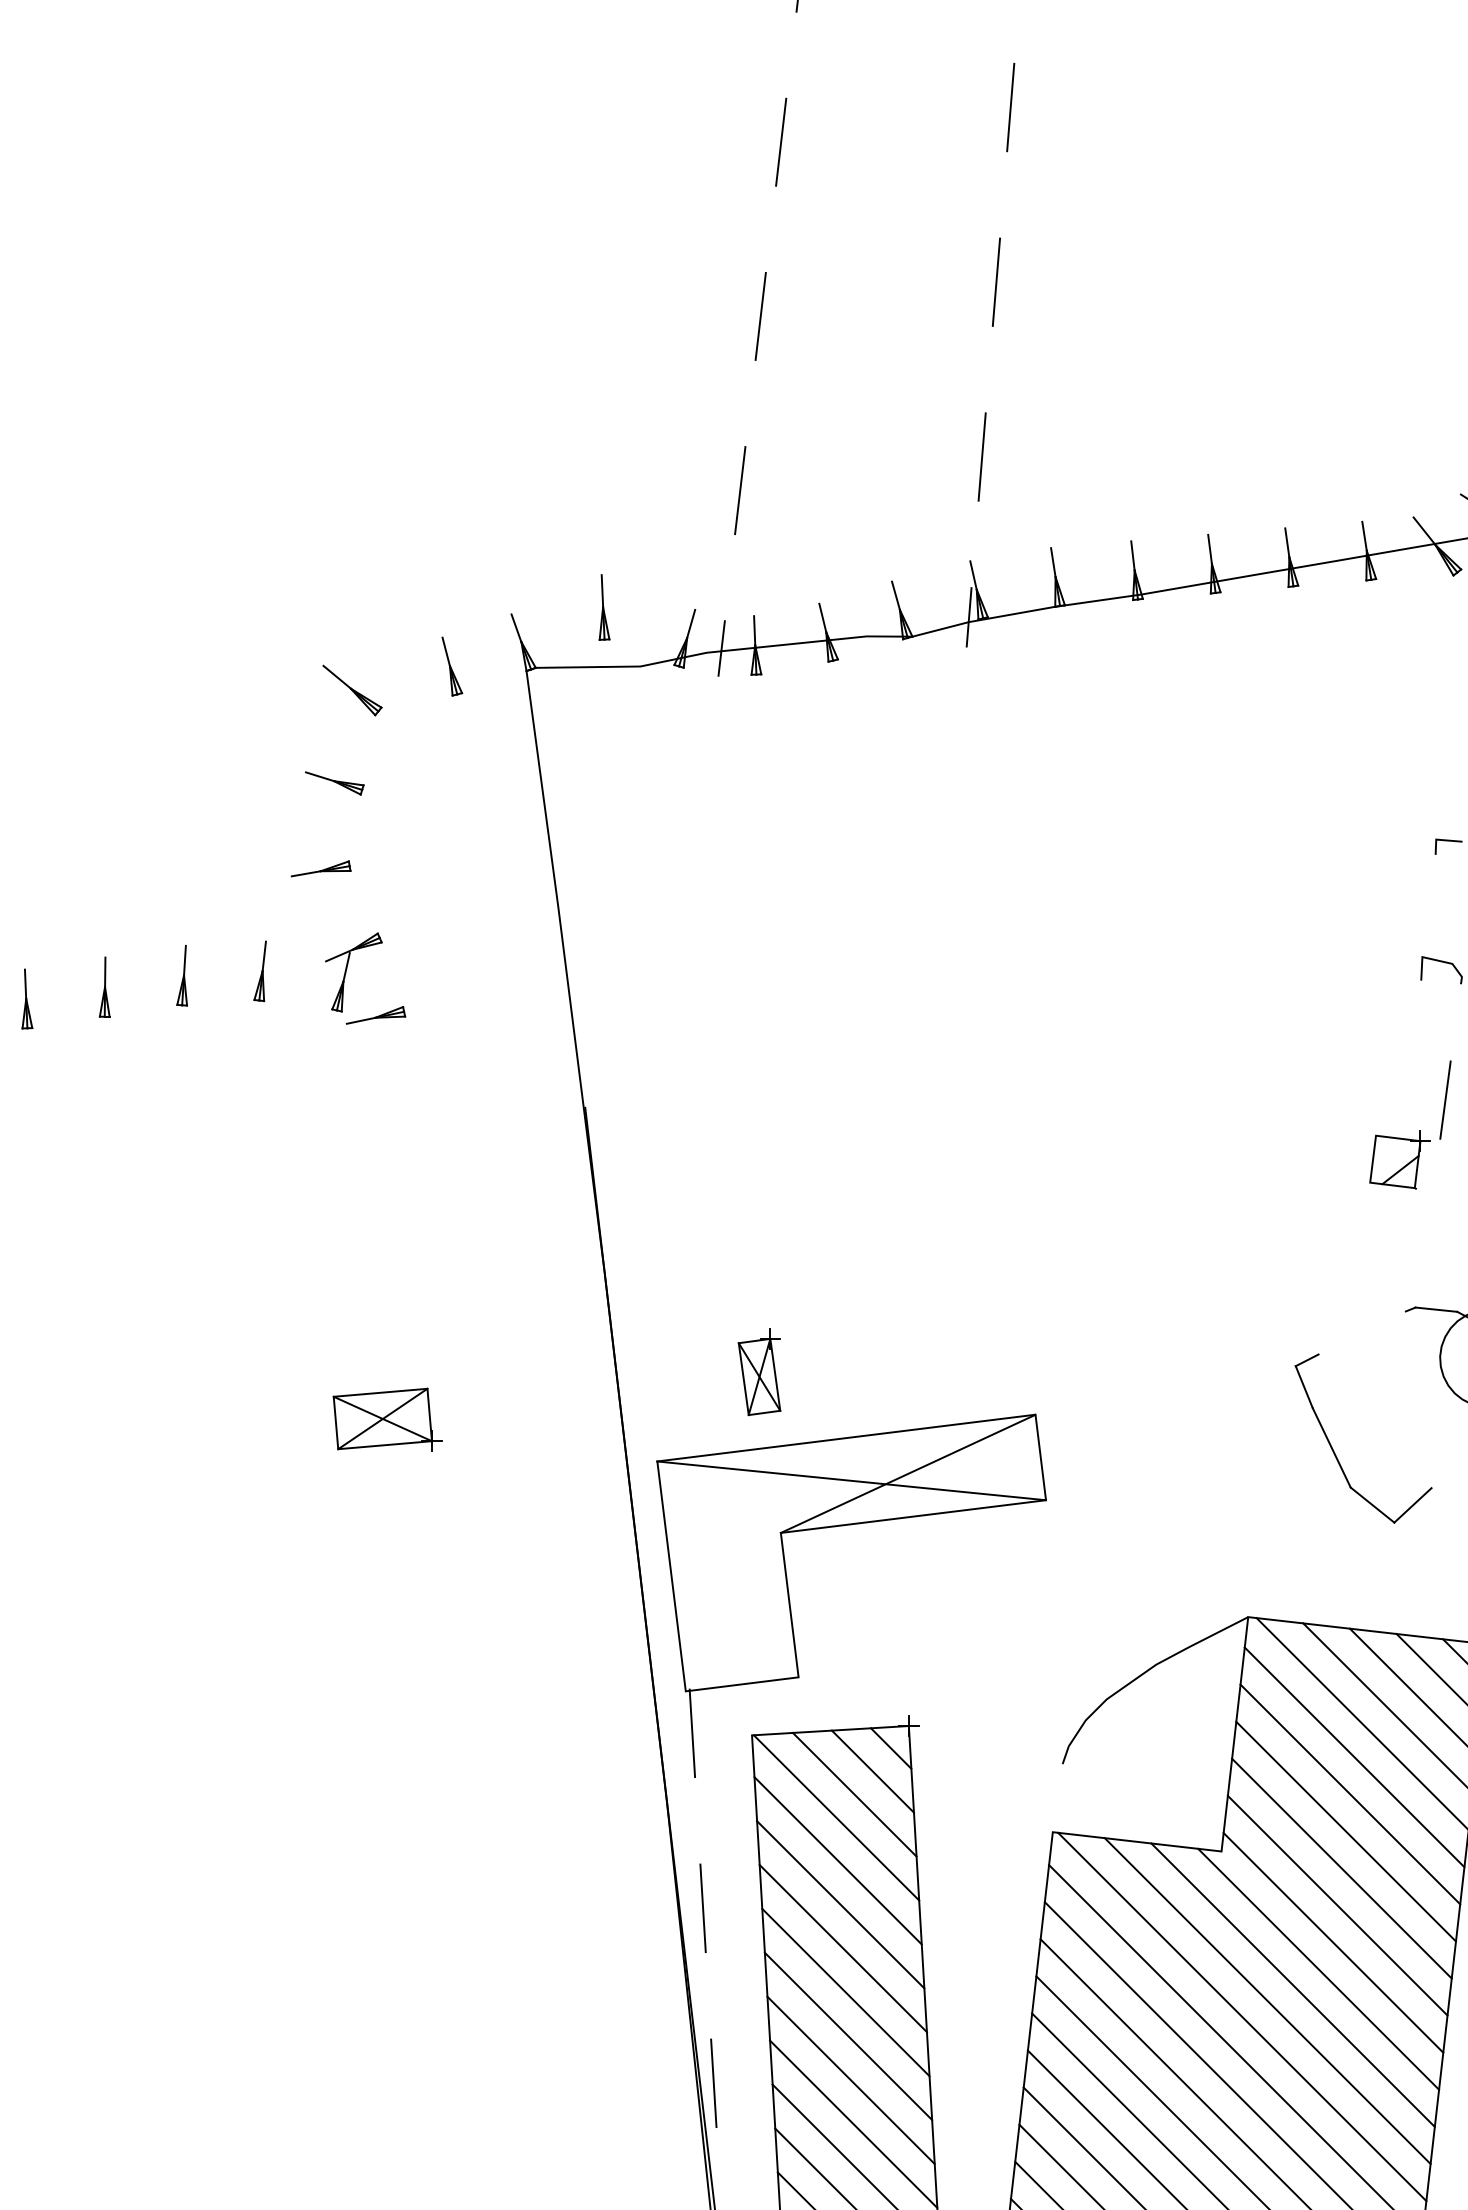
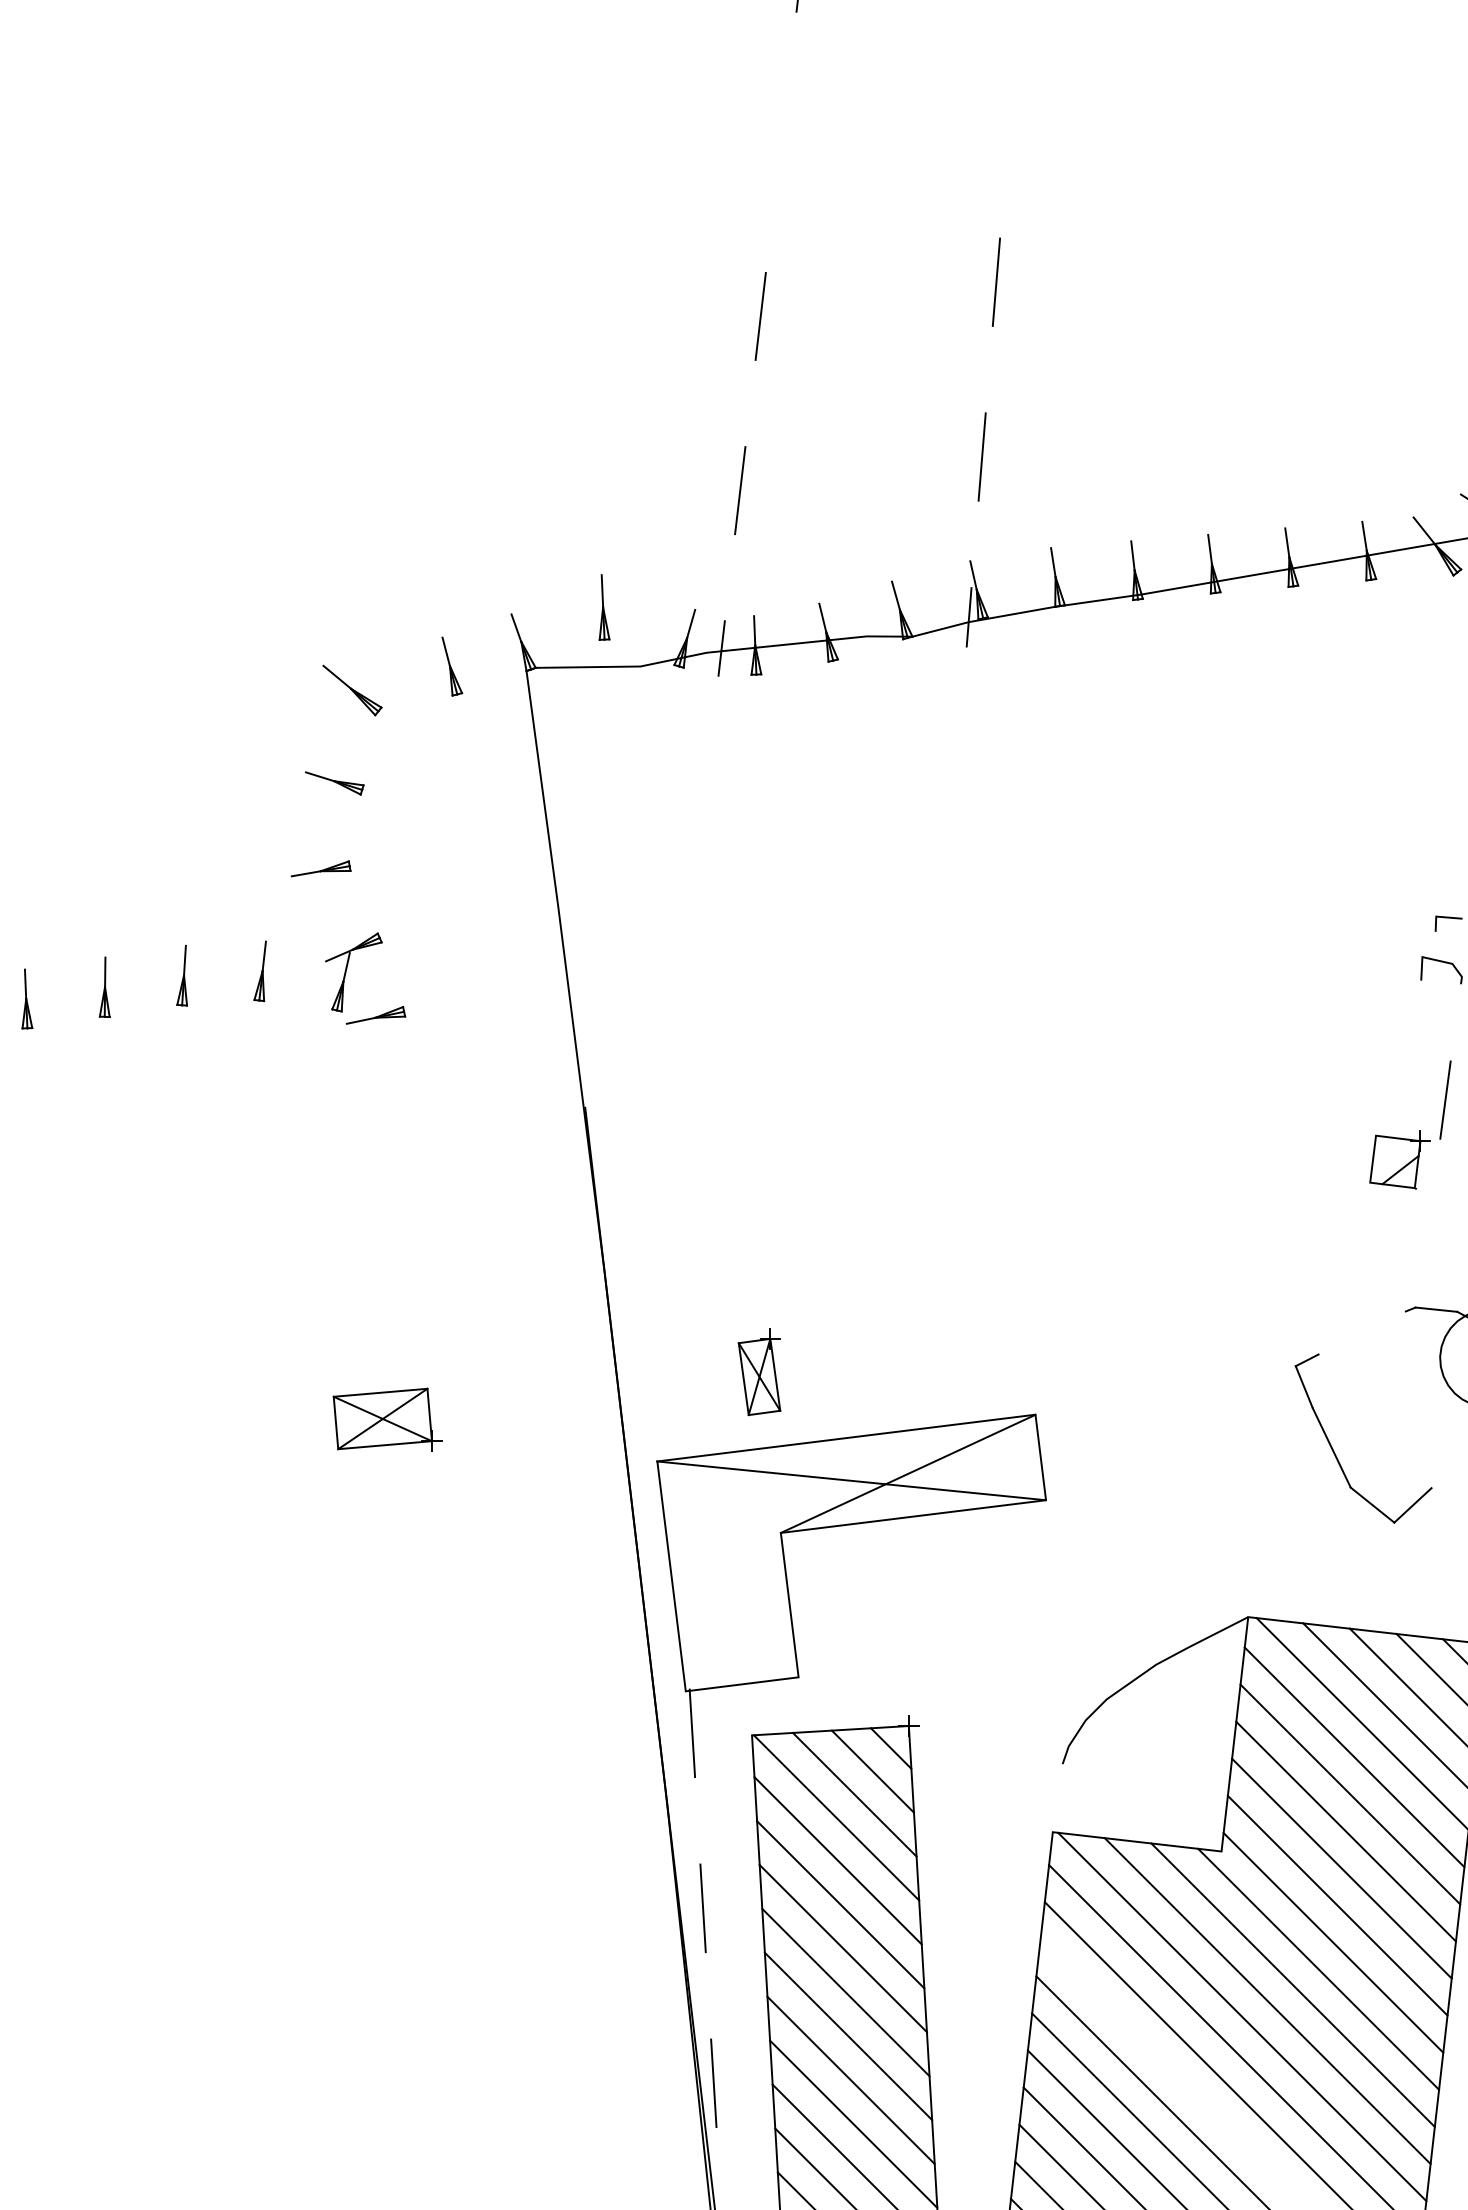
line: present -> none (1010, 107)
line: present -> none (781, 141)
line position: (1448, 841) -> (1448, 918) (1448, 918)
line: present -> none (1174, 2072)
